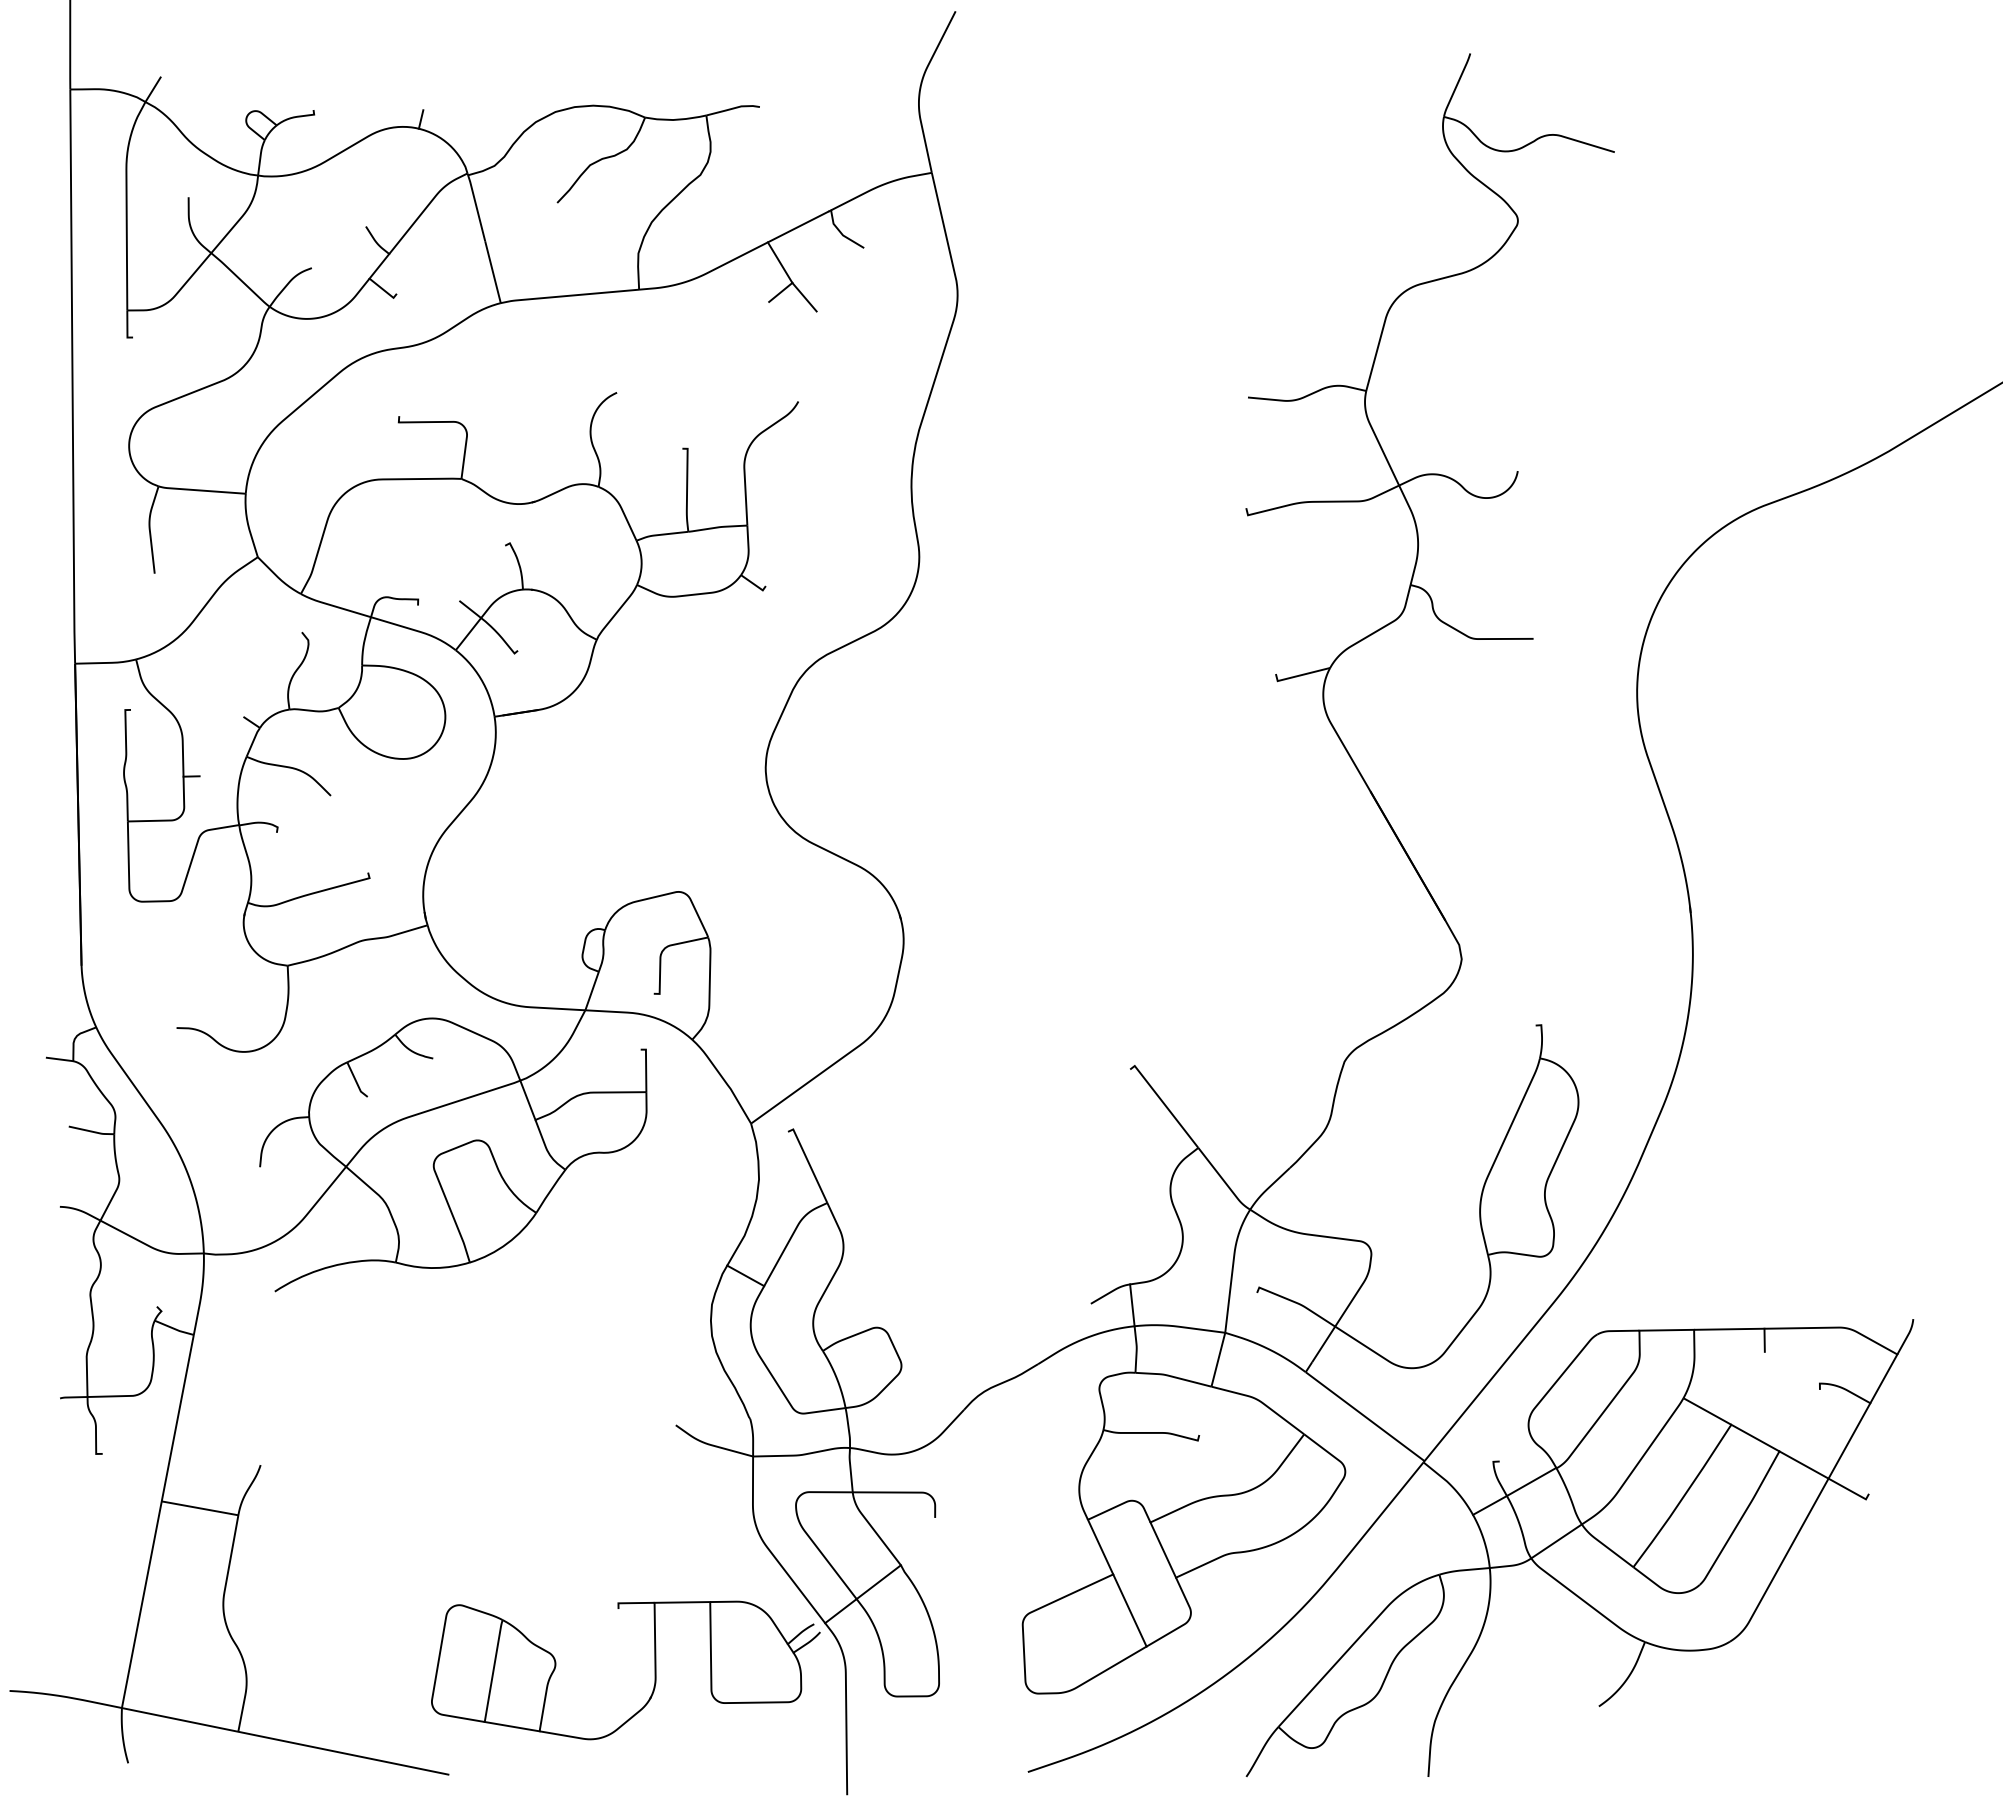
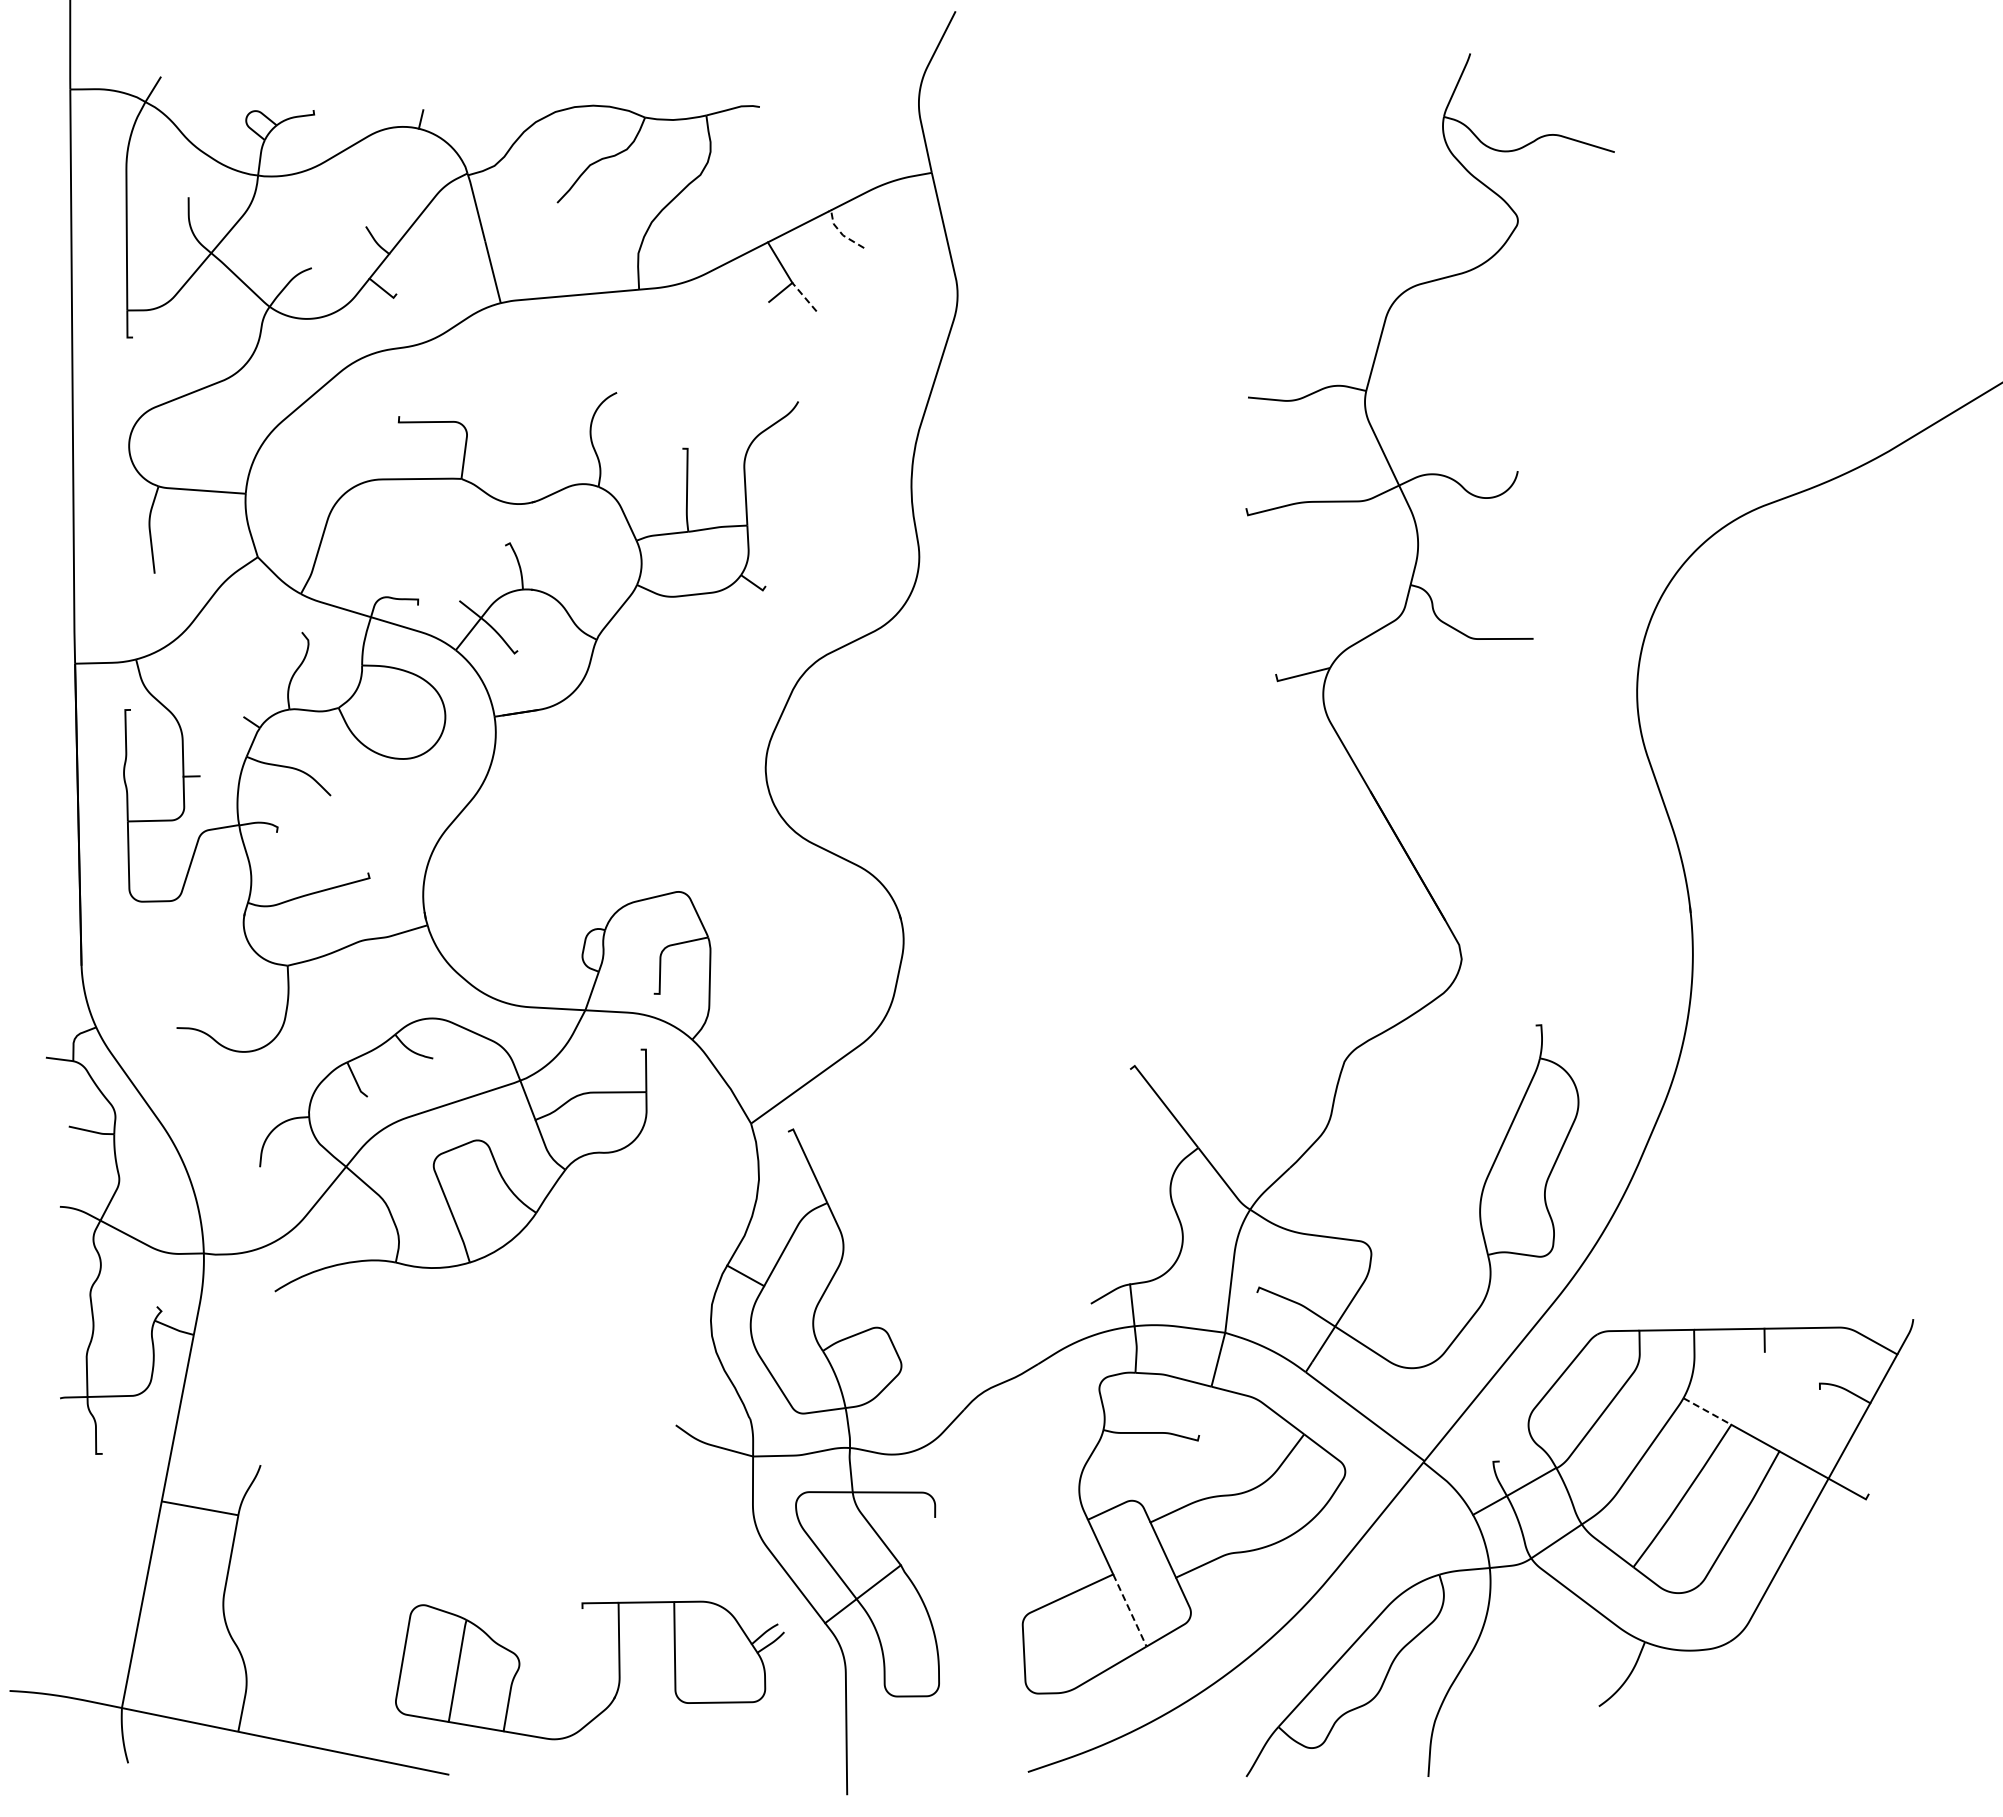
line: solid -> dashed (841, 233)
line: solid -> dashed (804, 297)
line: solid -> dashed (1707, 1411)
line: solid -> dashed (1129, 1610)
part position: (654, 1670) -> (618, 1670) (618, 1670)
